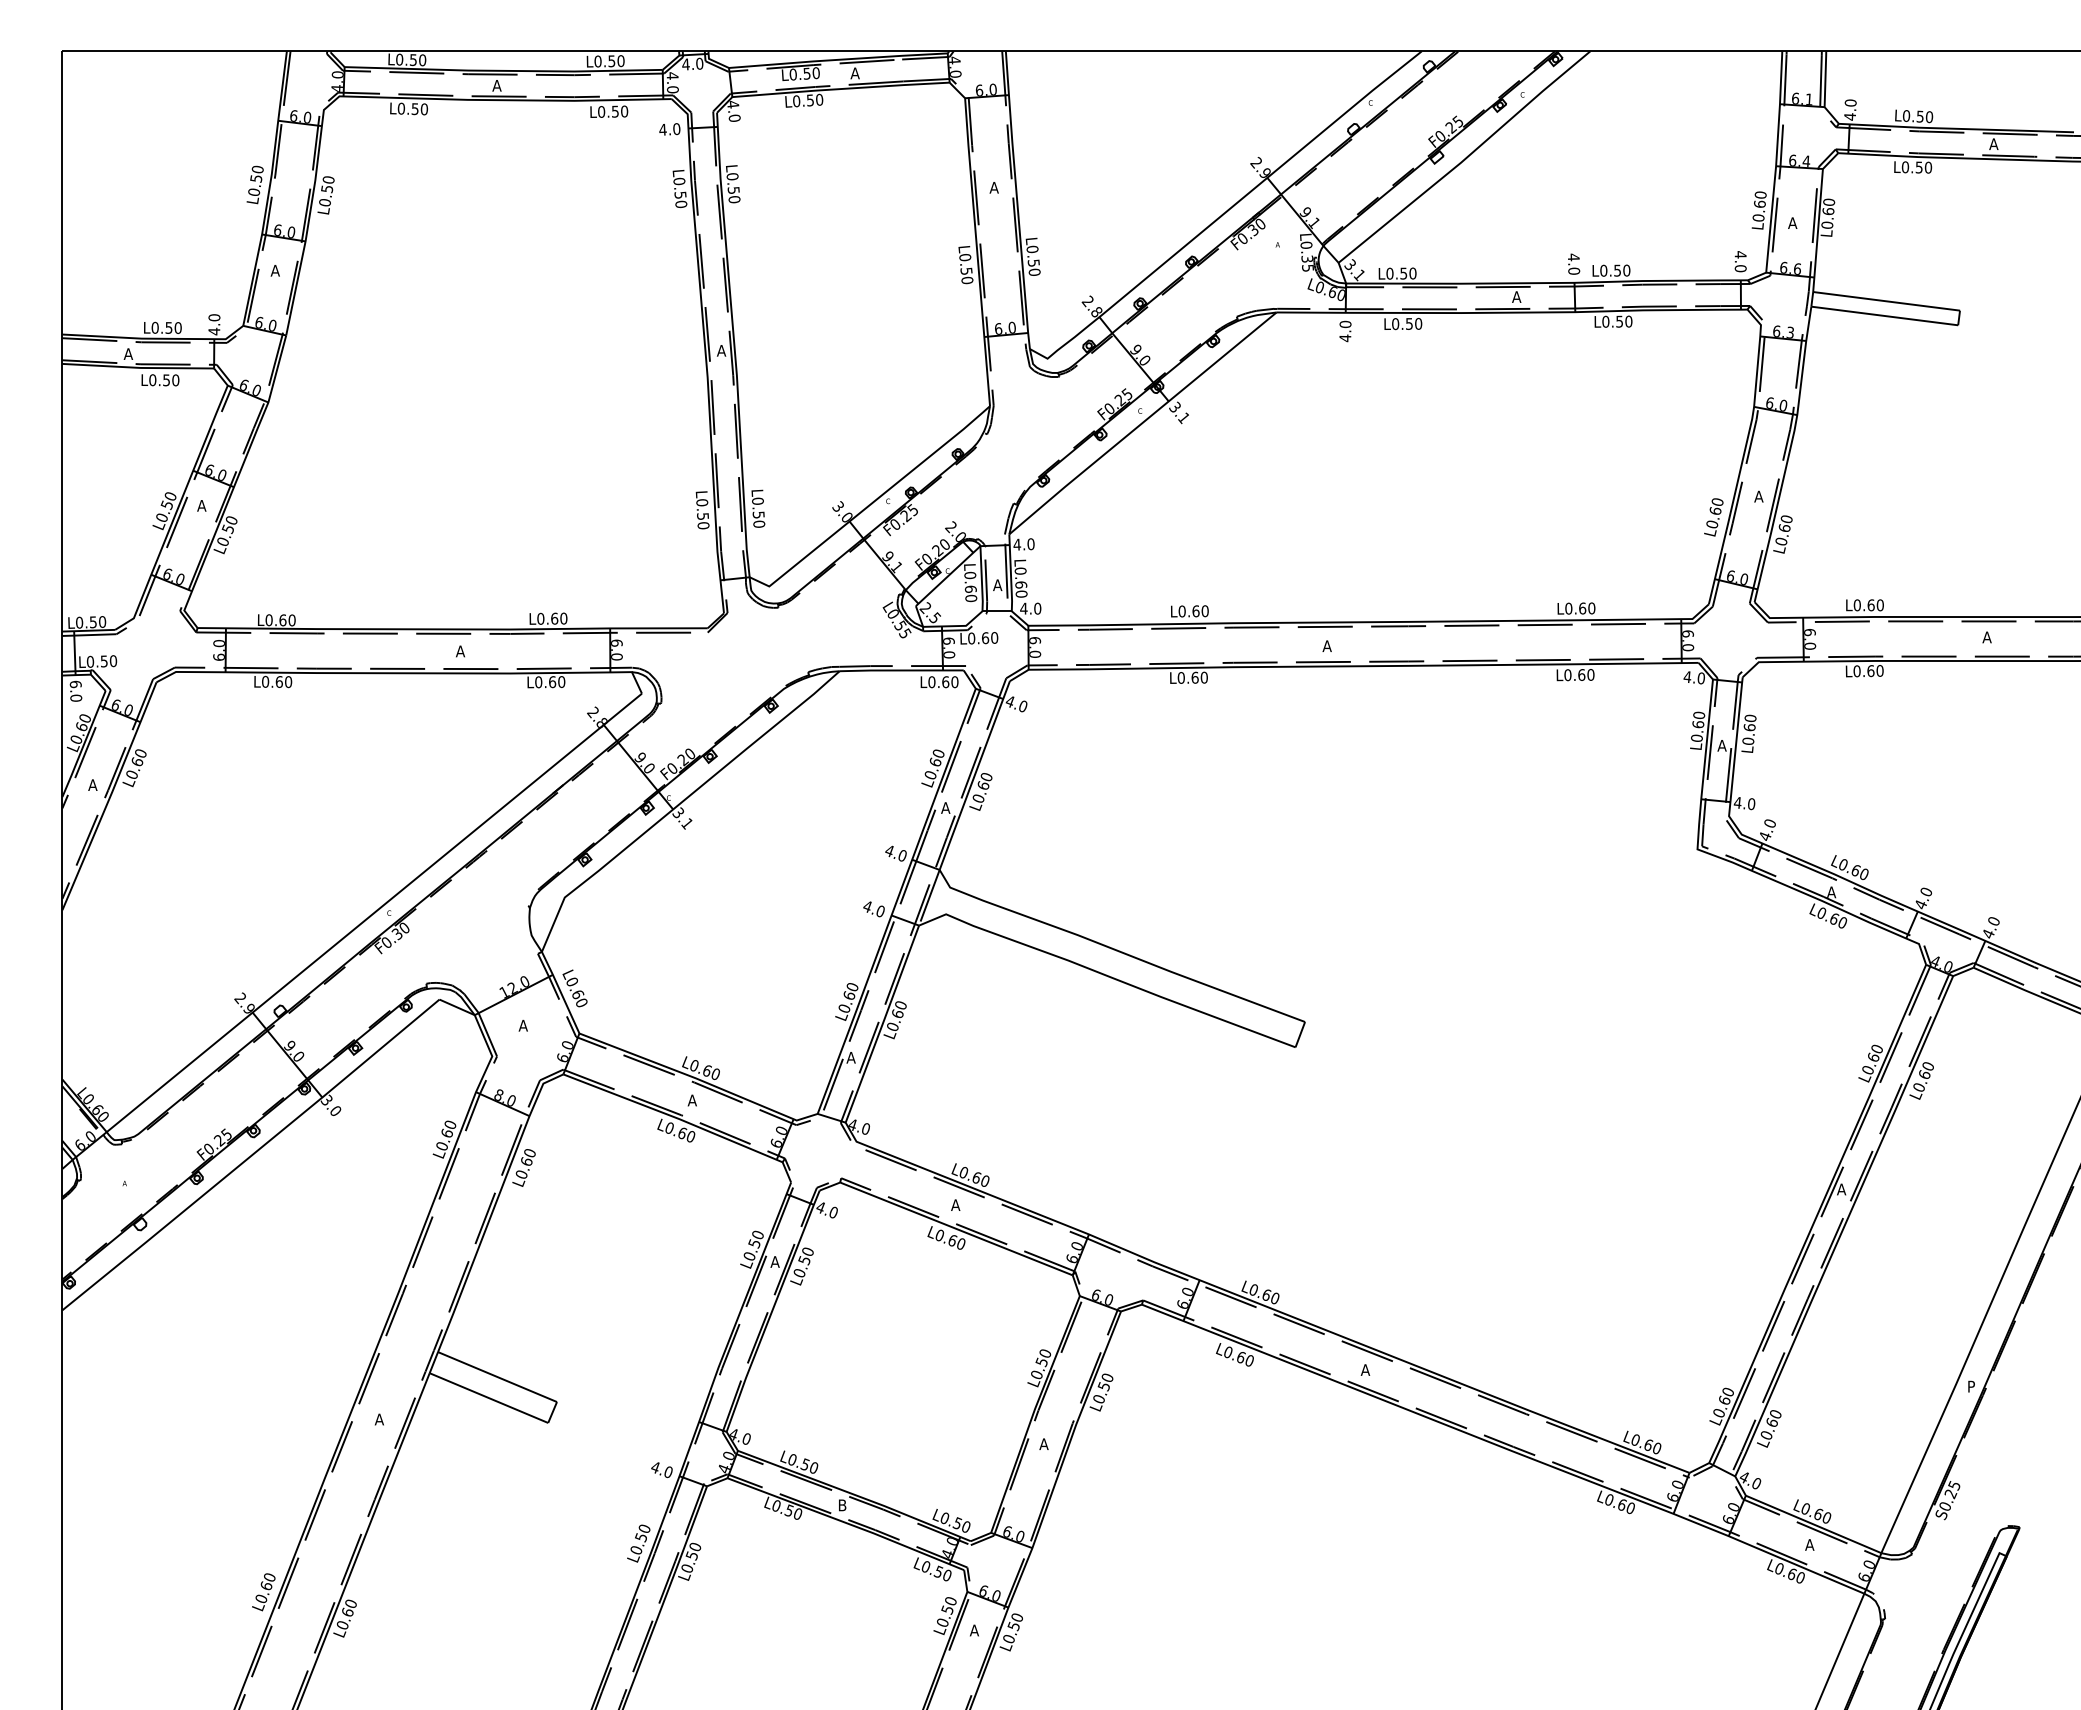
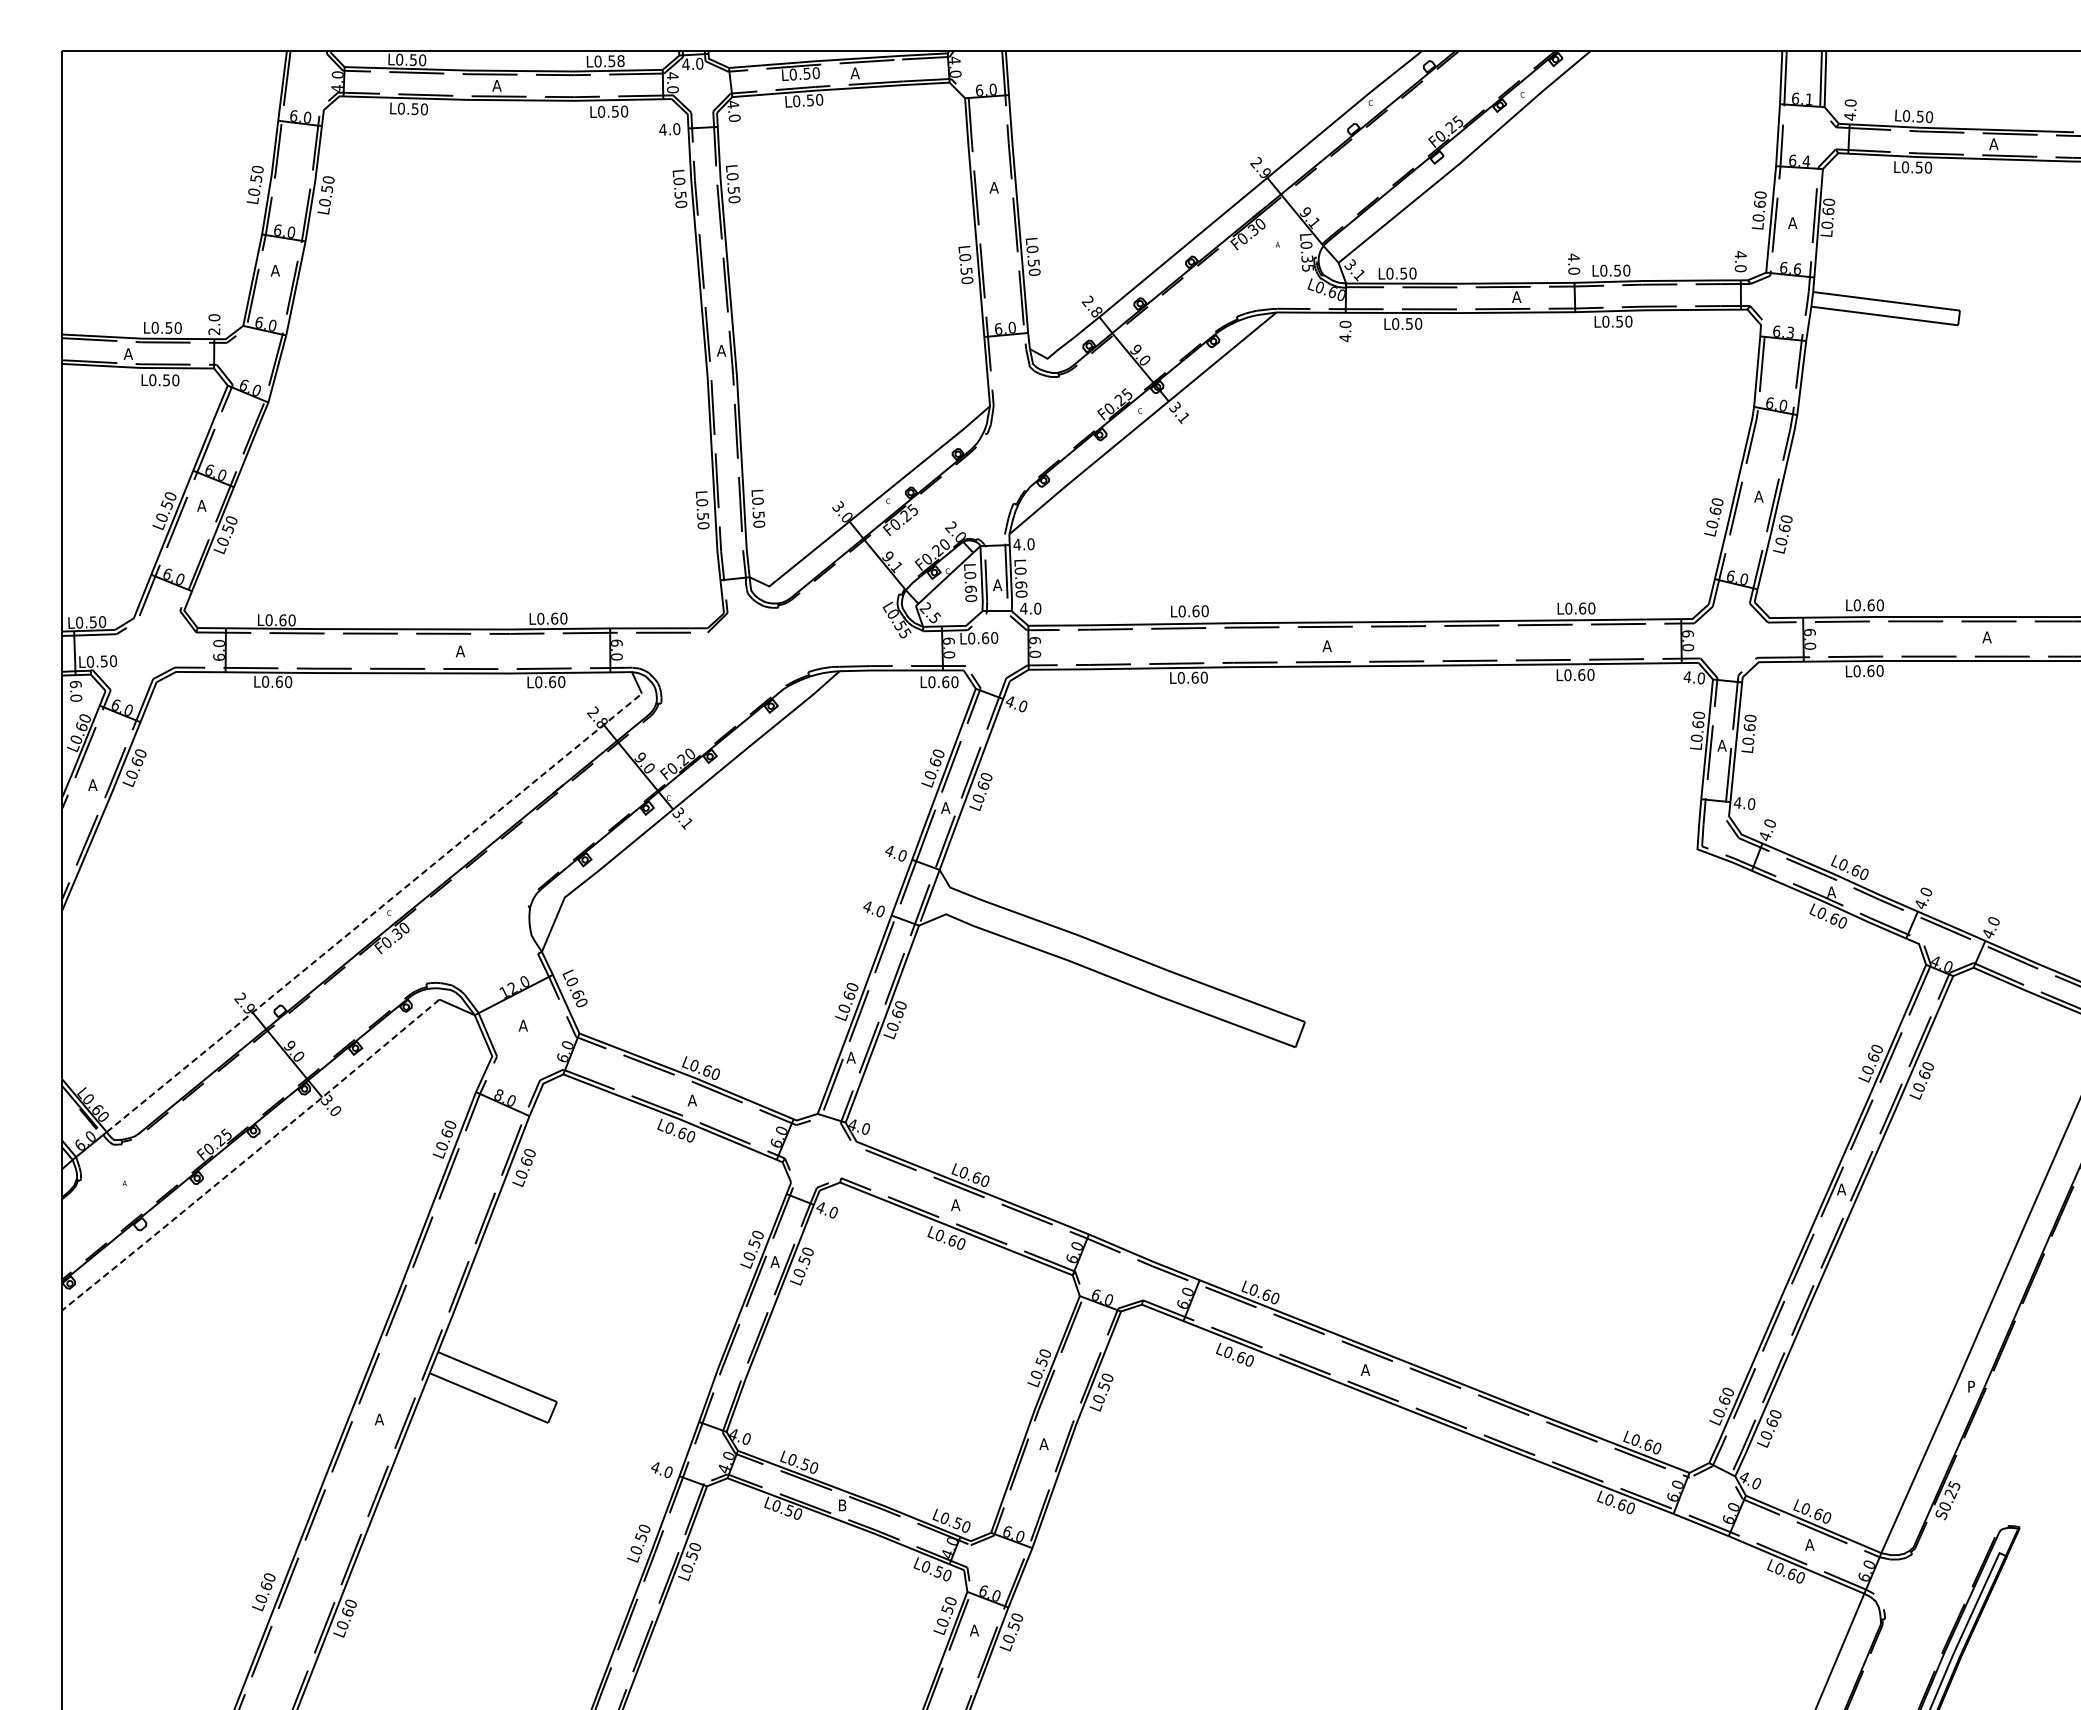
text: L0.50 -> L0.58 (620, 60)
text: 4.0 -> 2.0 (214, 331)
line: solid -> dashed (374, 912)
line: solid -> dashed (251, 1155)
